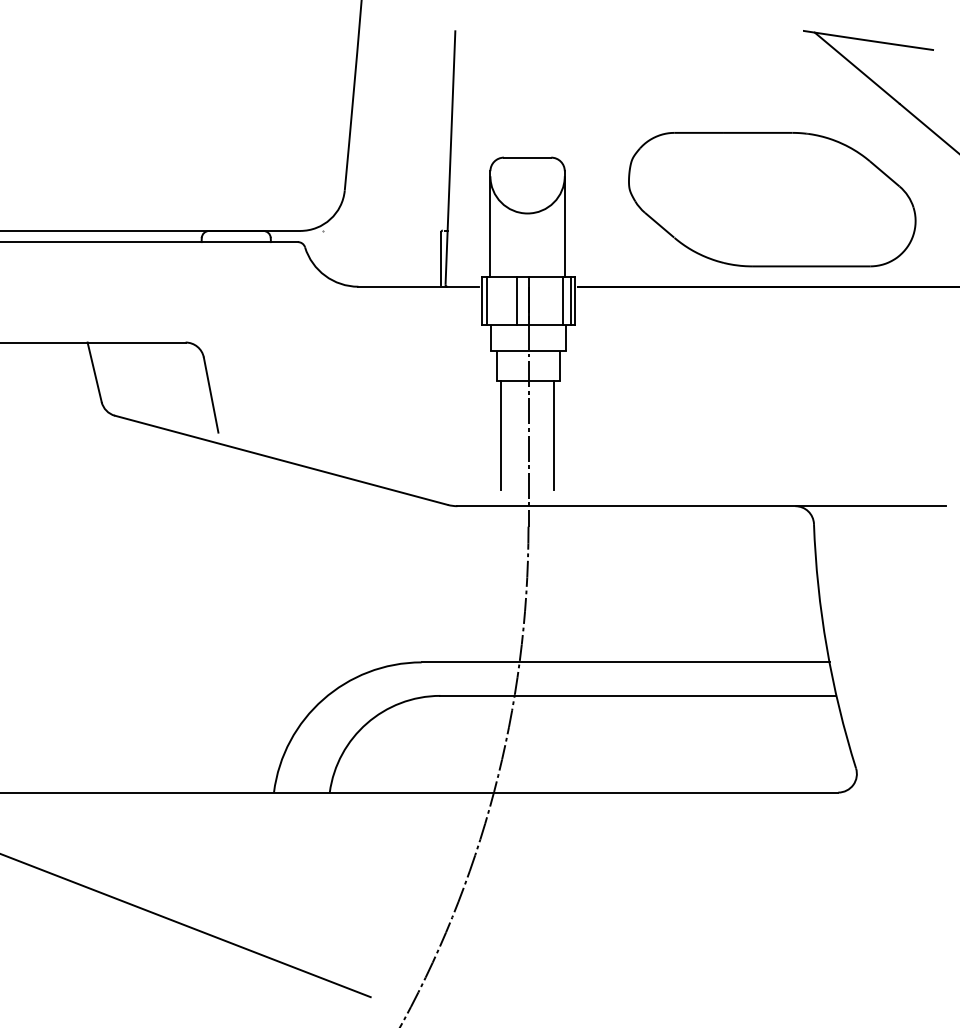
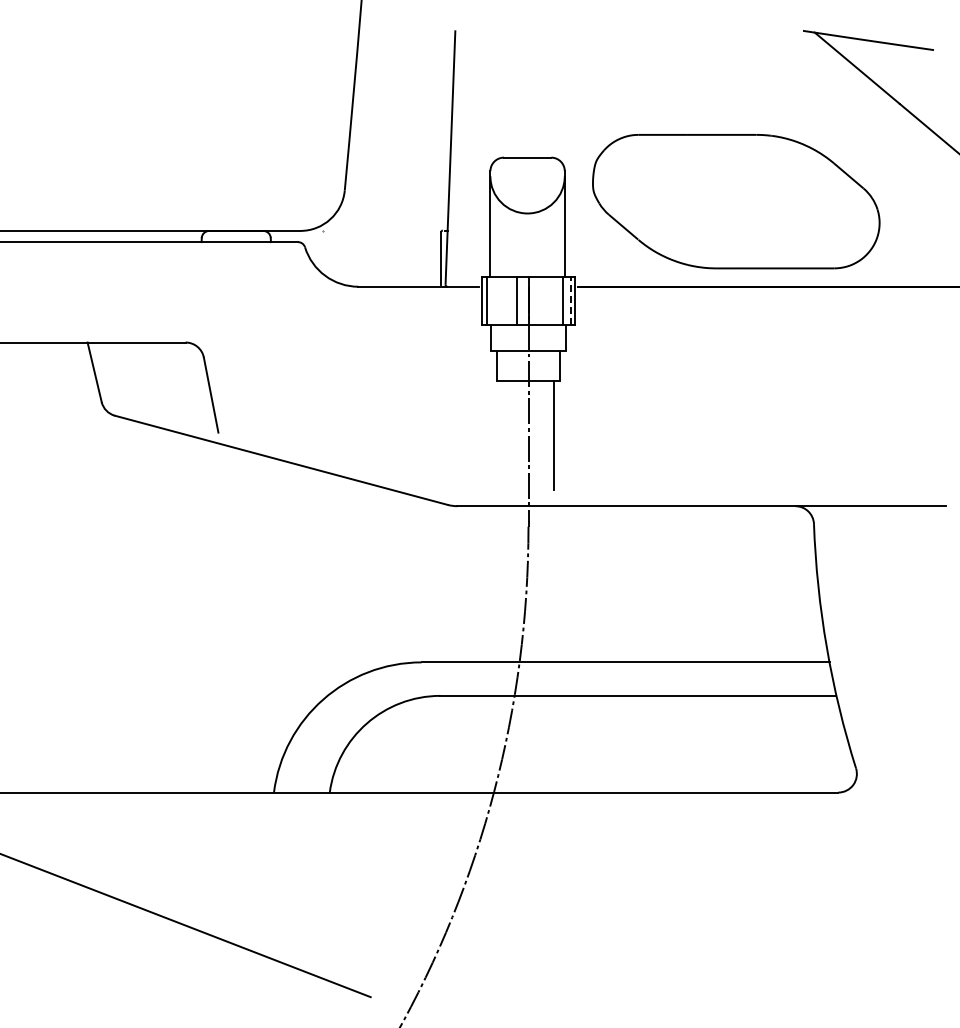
part position: (772, 199) -> (736, 201) (736, 201)
line: solid -> dashed (570, 300)
line: present -> none (501, 434)
